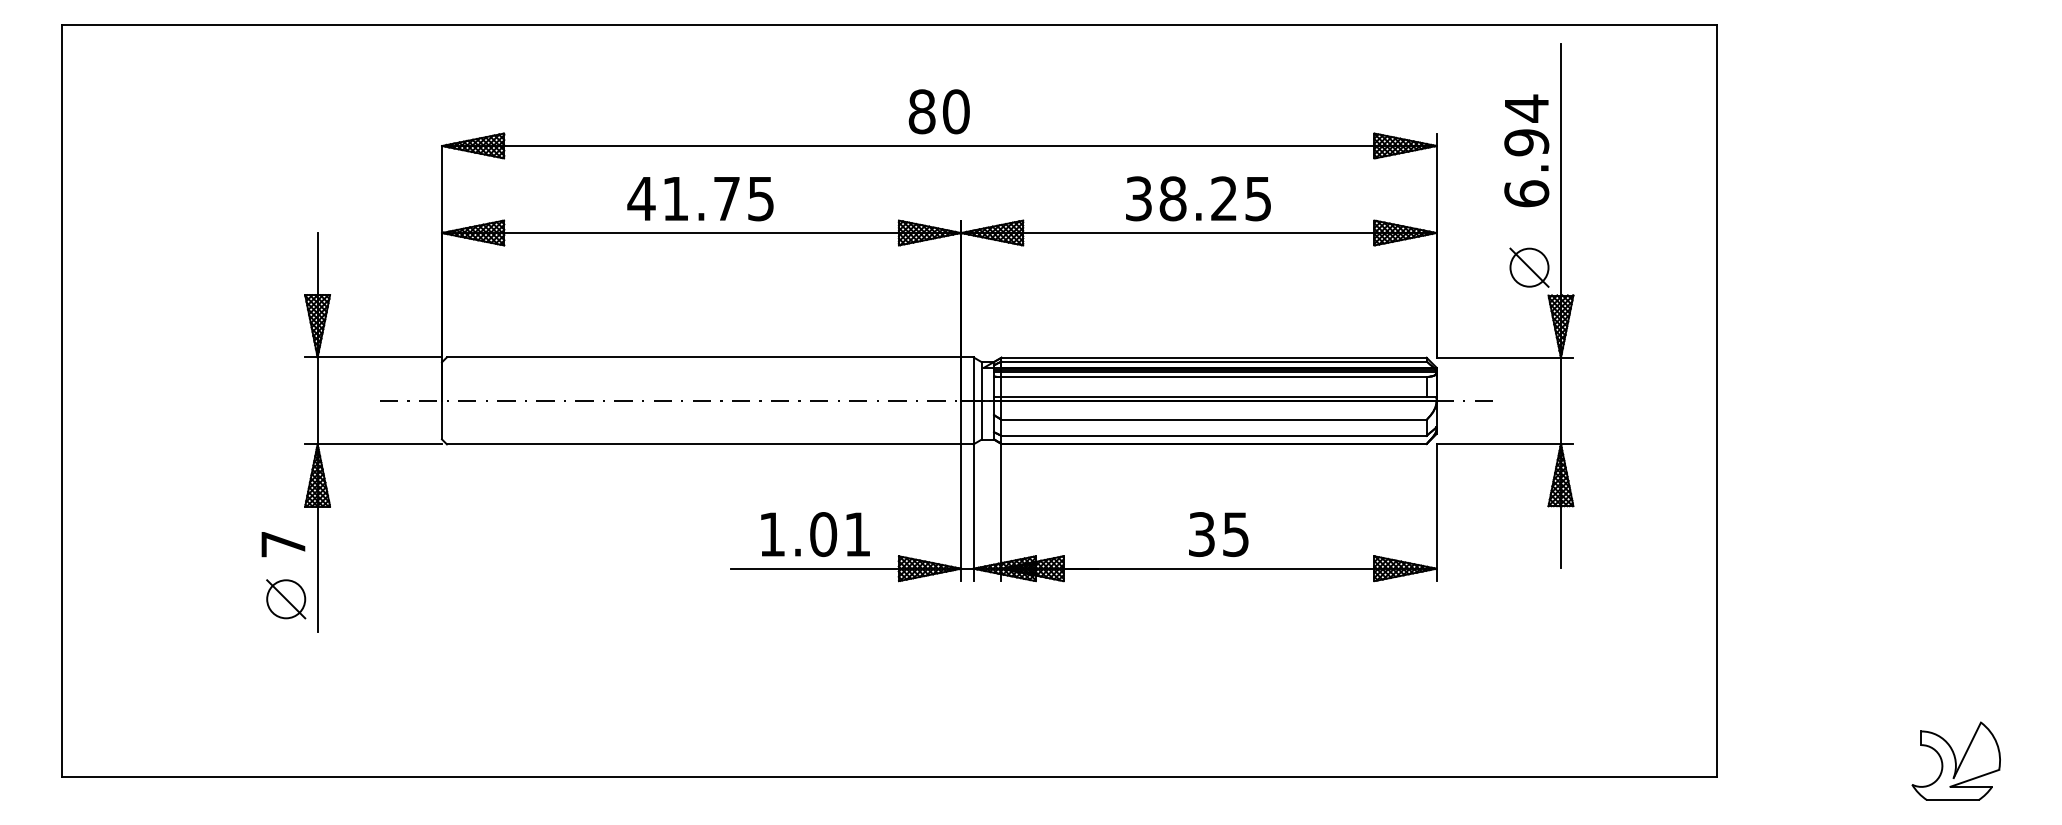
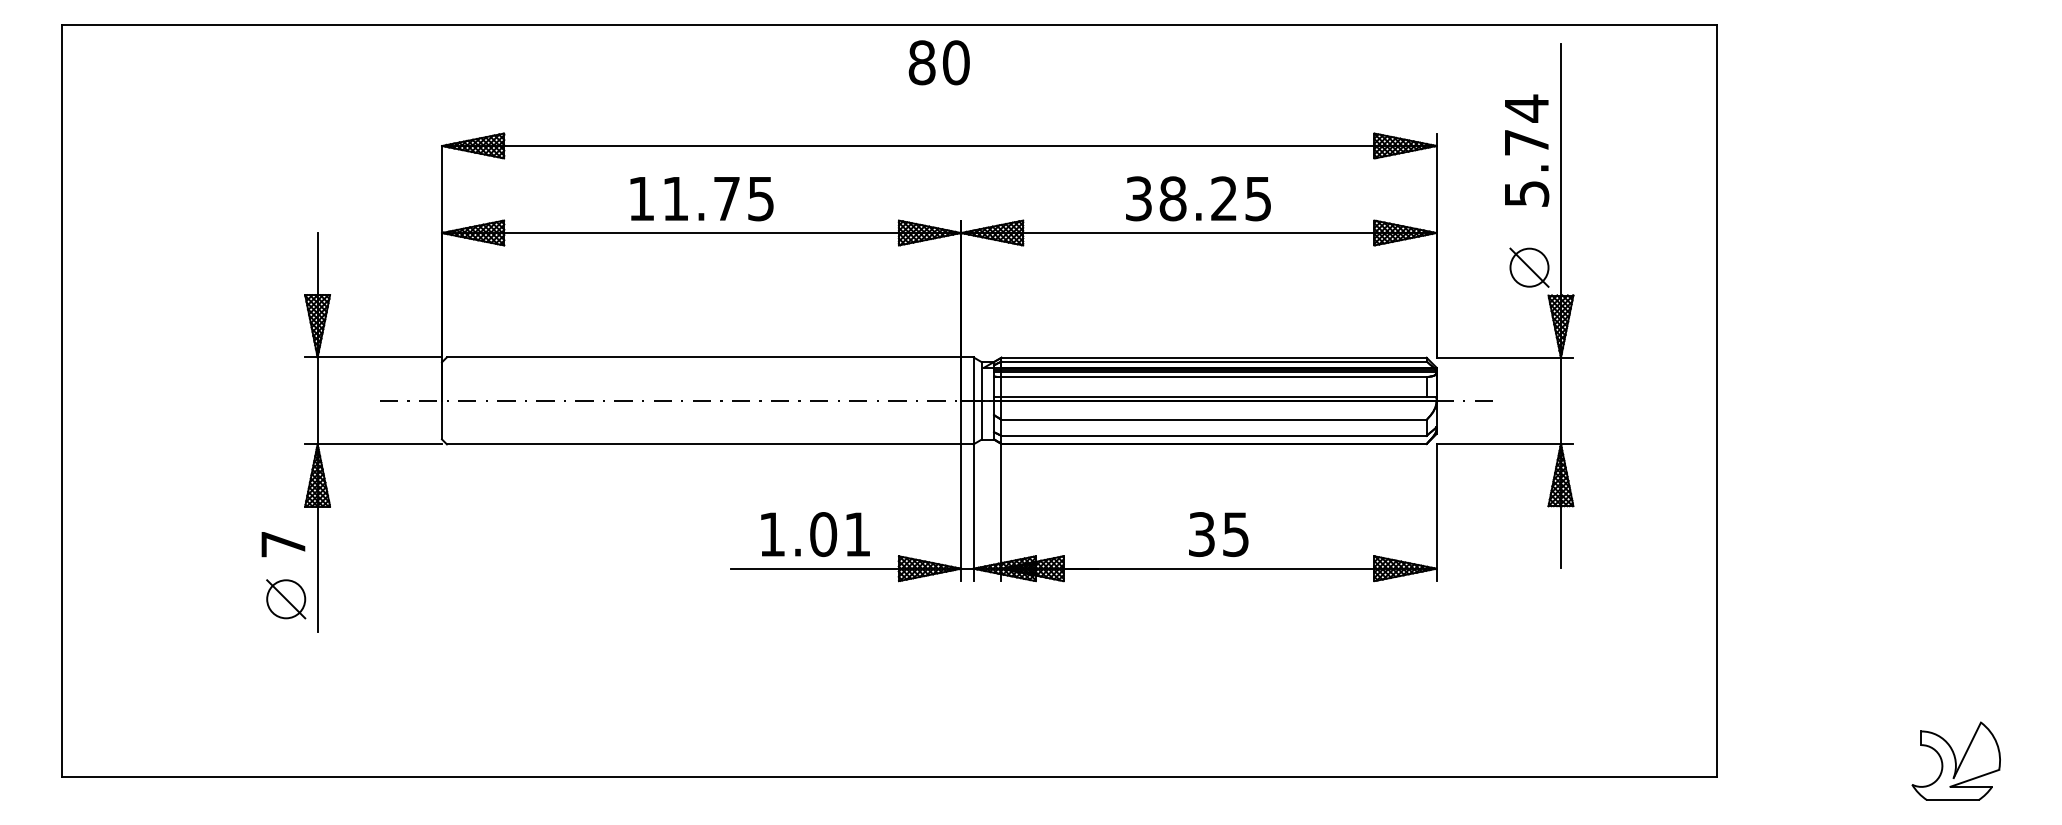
text position: (938, 111) -> (938, 62) (938, 62)
text: 6.94 -> 5.74 (1526, 168)
text: 41.75 -> 11.75 (641, 198)
